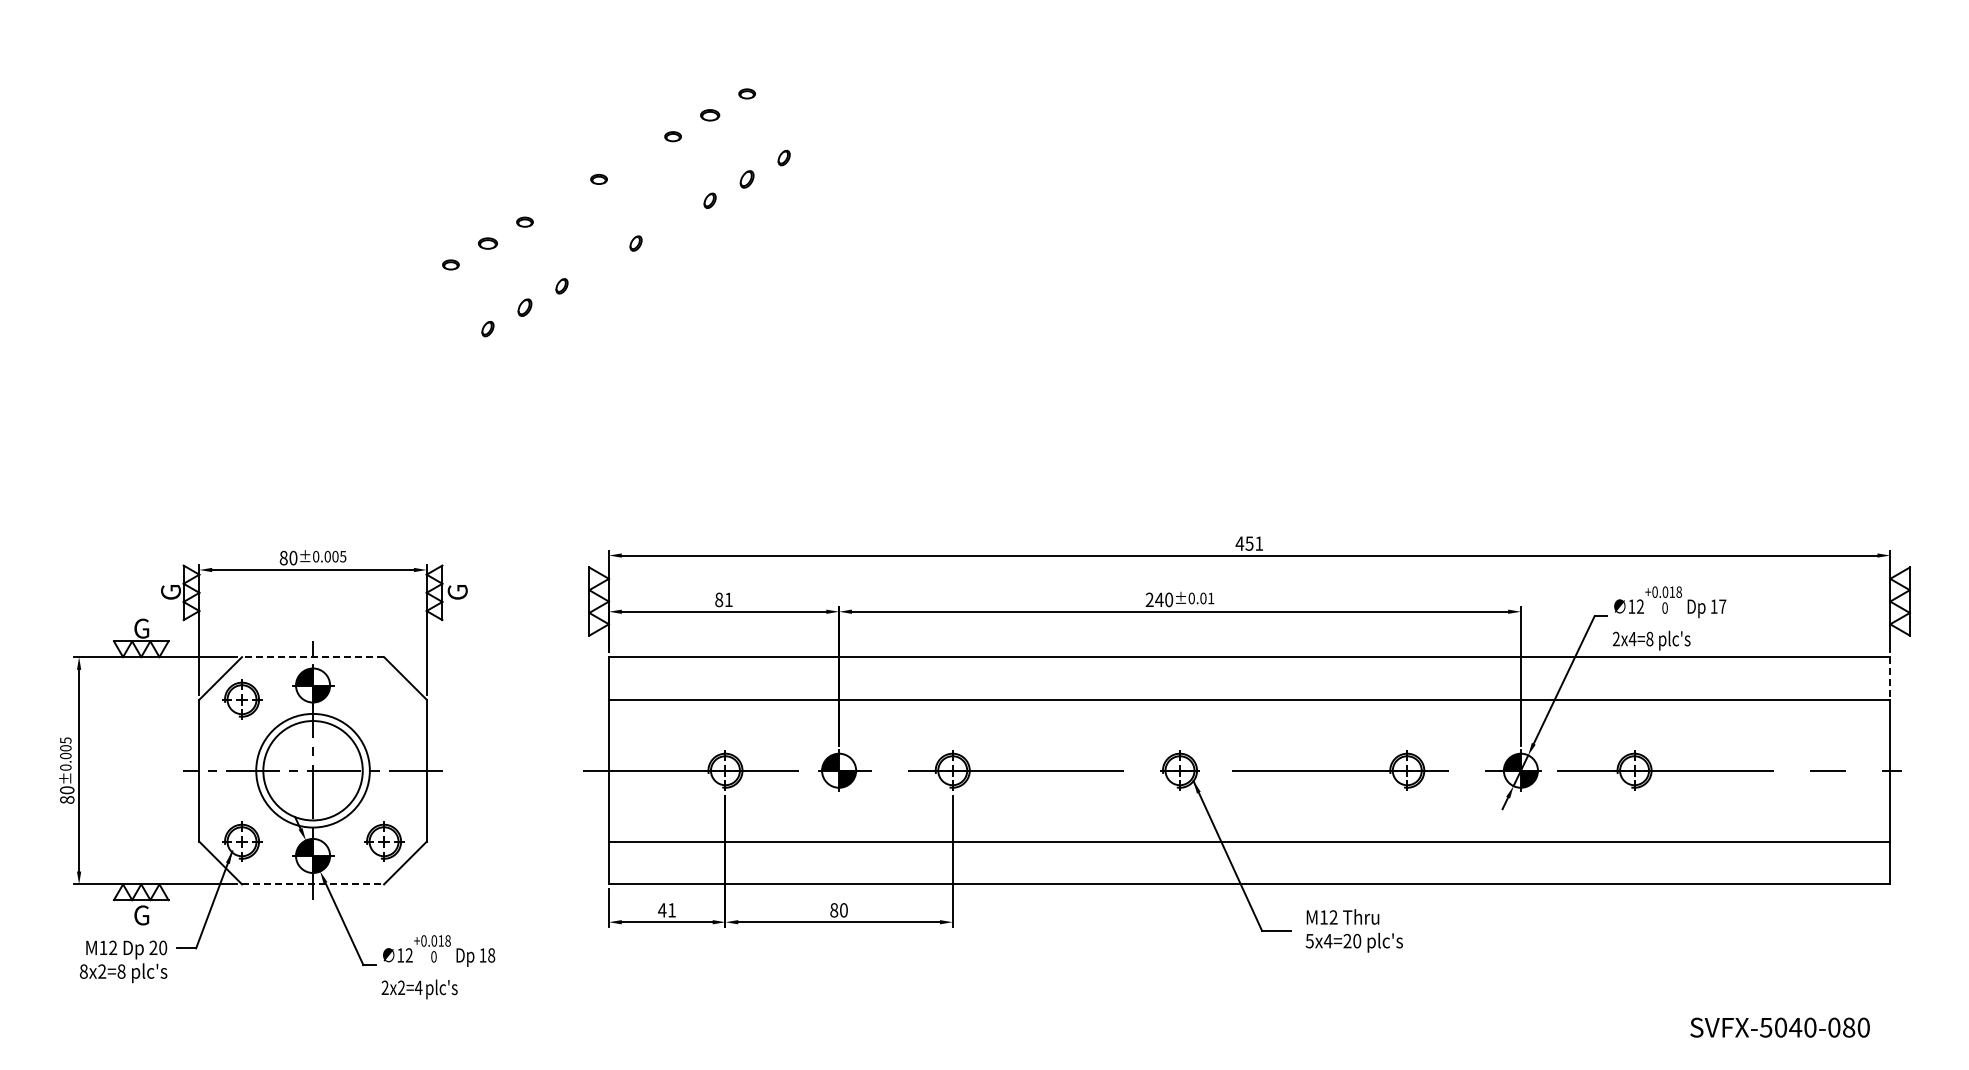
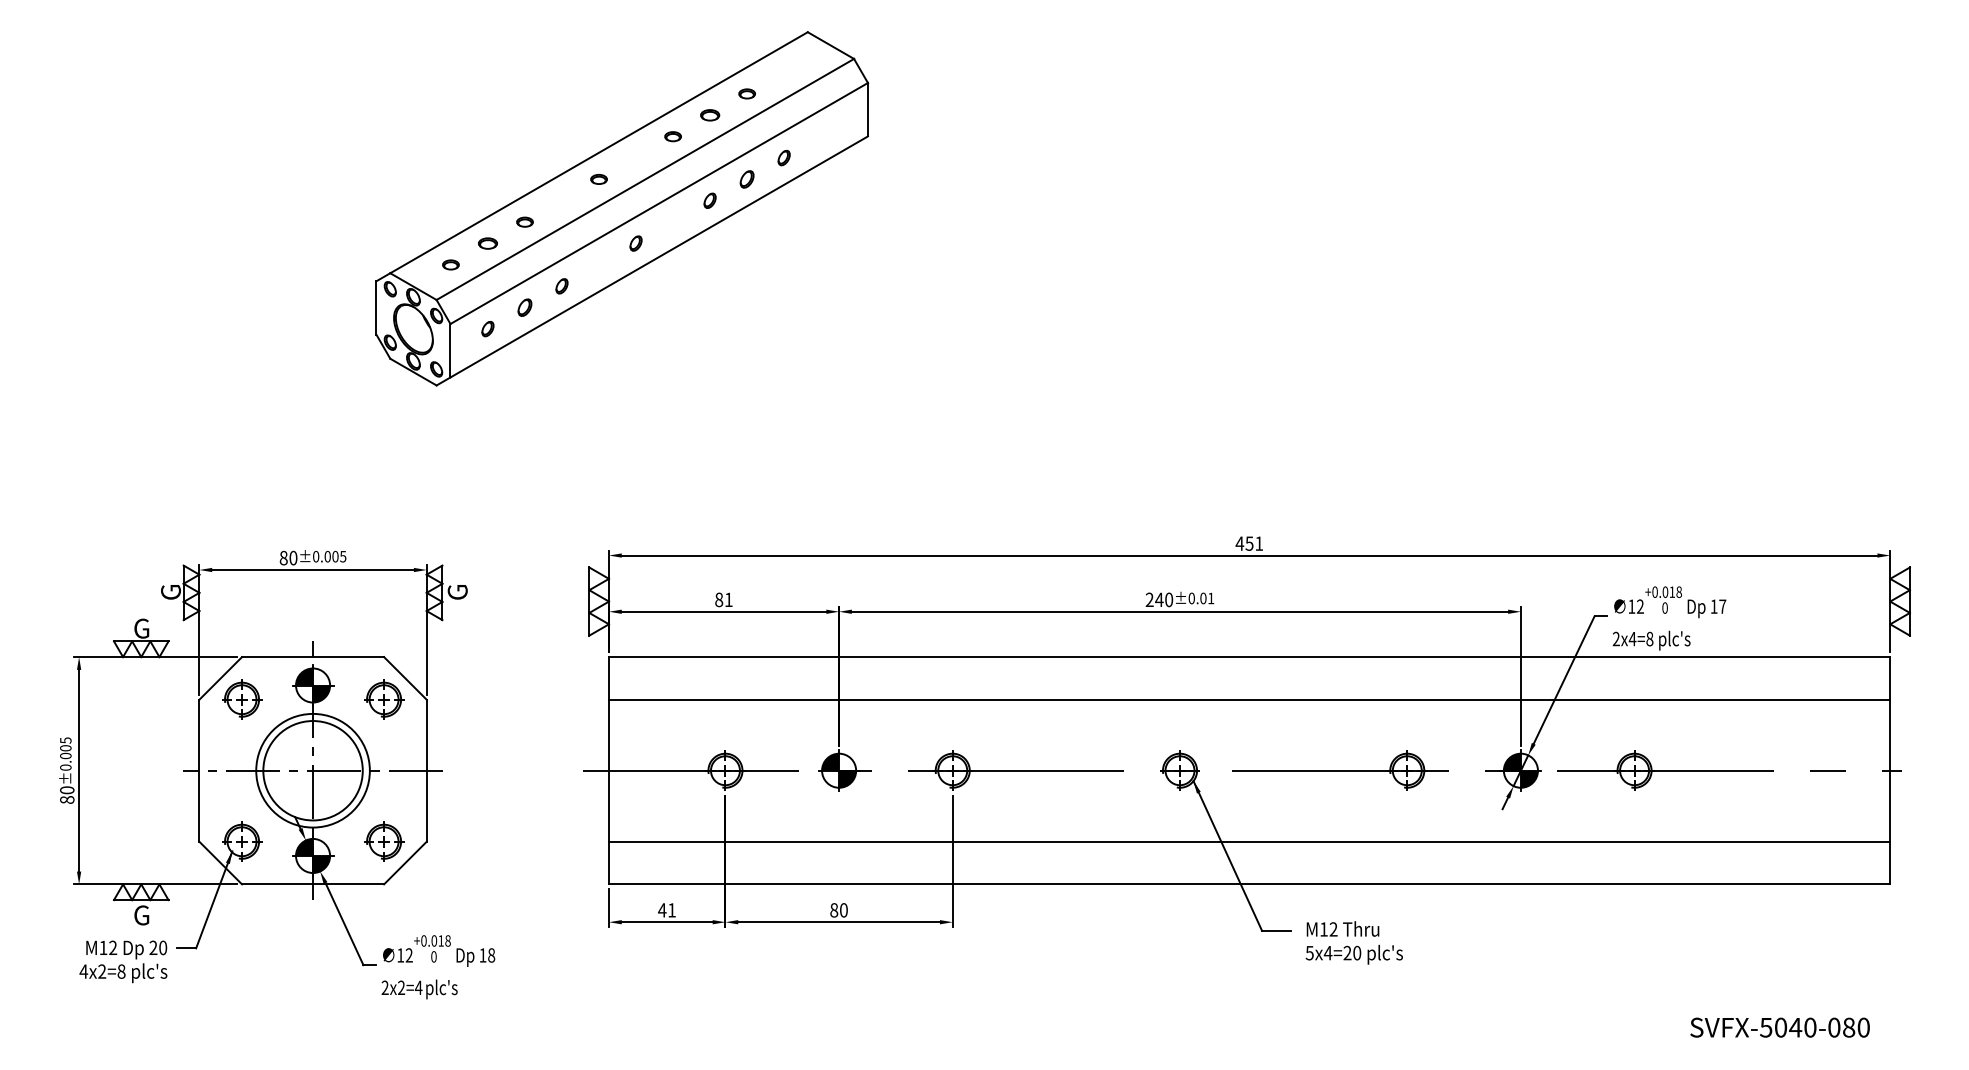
part: none -> present (622, 208)
line: dashed -> solid (312, 657)
line: dashed -> solid (1890, 678)
part: none -> present (384, 699)
line: dashed -> solid (313, 884)
text position: (1353, 930) -> (1353, 942) (1353, 942)
text: 8x2=8 -> 4x2=8 (83, 971)
